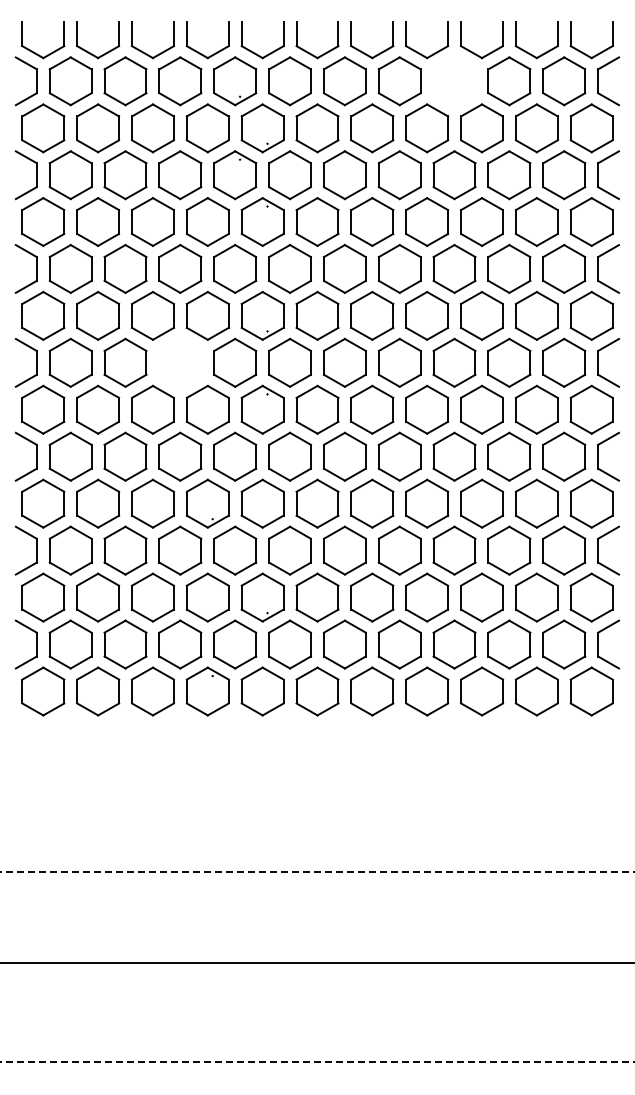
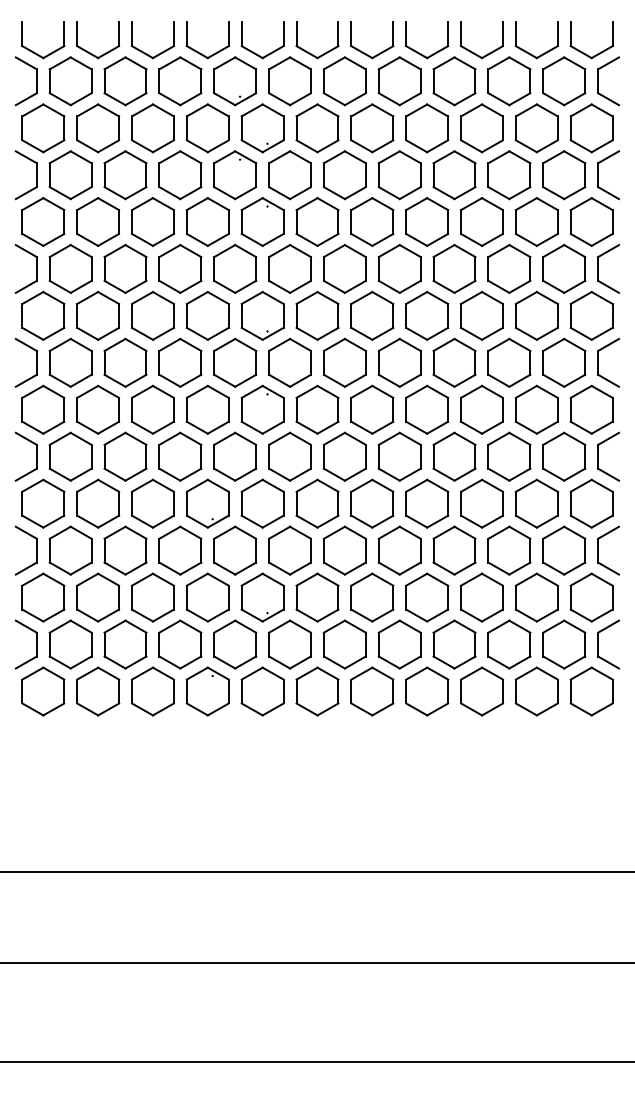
part: none -> present (454, 81)
part: none -> present (180, 362)
line: dashed -> solid (317, 871)
line: dashed -> solid (317, 1062)
